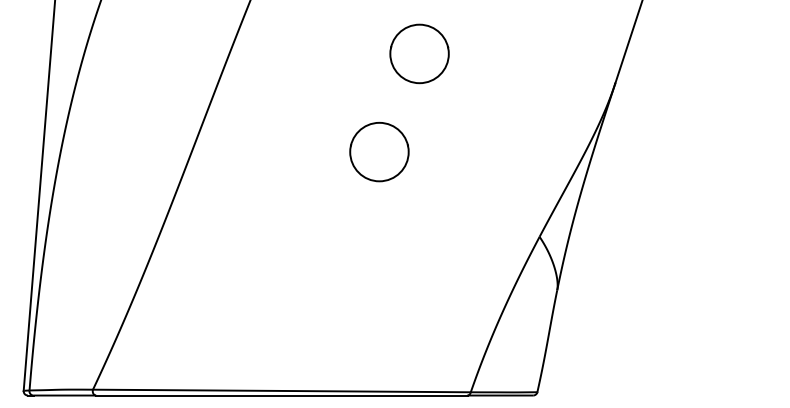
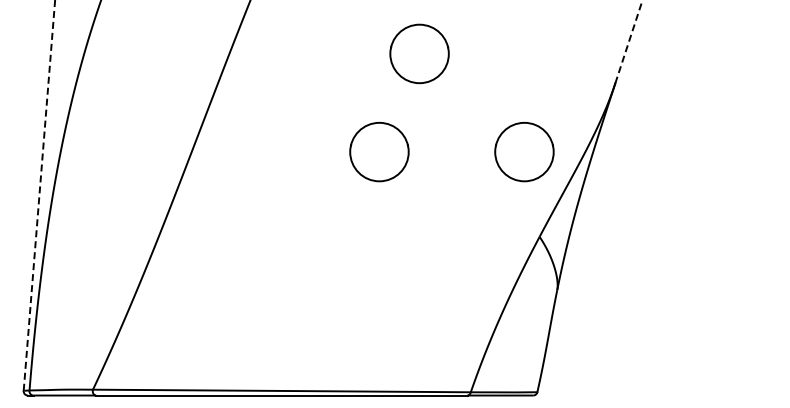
line: solid -> dashed (629, 41)
circle: none -> present (524, 152)
line: solid -> dashed (39, 195)
